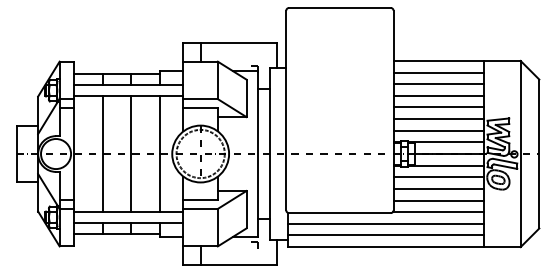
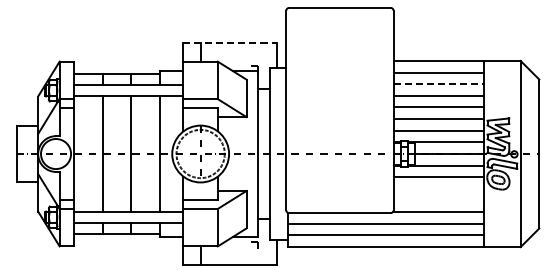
line: solid -> dashed (230, 43)
line: solid -> dashed (439, 84)
line: present -> none (438, 188)
line: present -> none (438, 200)
